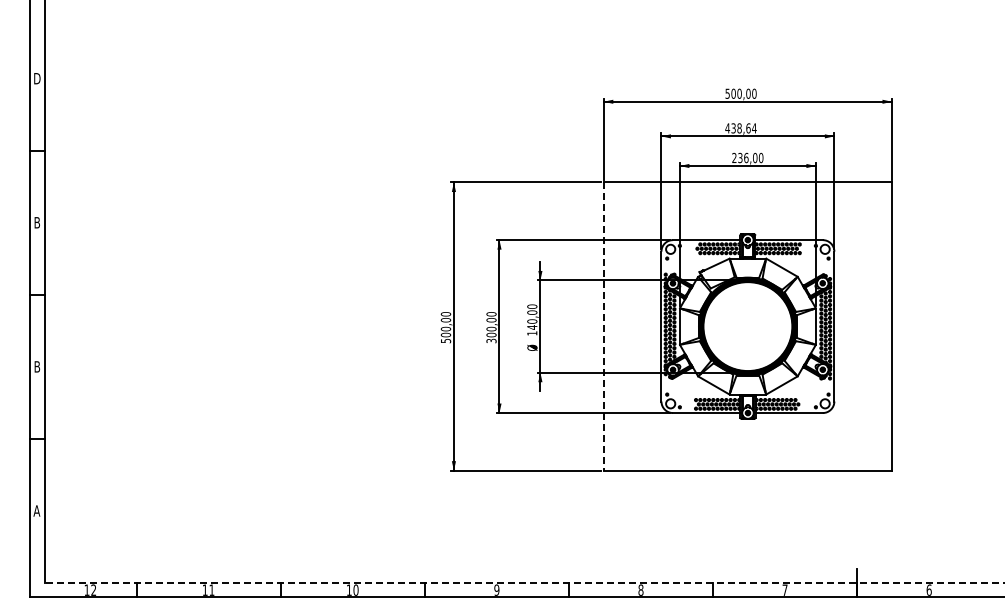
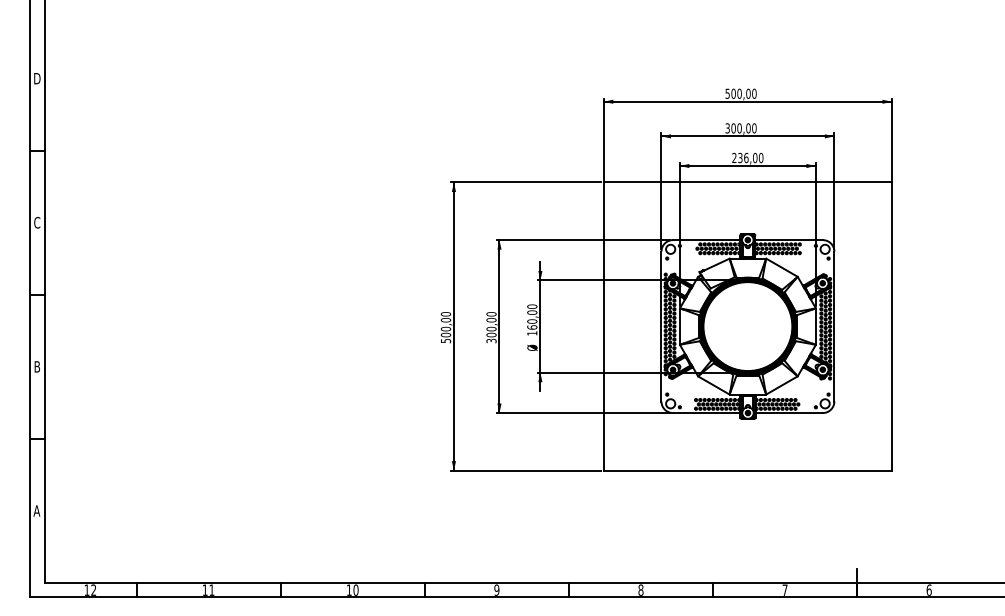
text: 438,64 -> 300,00 (740, 128)
text: B -> C (37, 222)
text: 140,00 -> 160,00 (532, 327)
line: dashed -> solid (603, 327)
line: dashed -> solid (524, 583)
